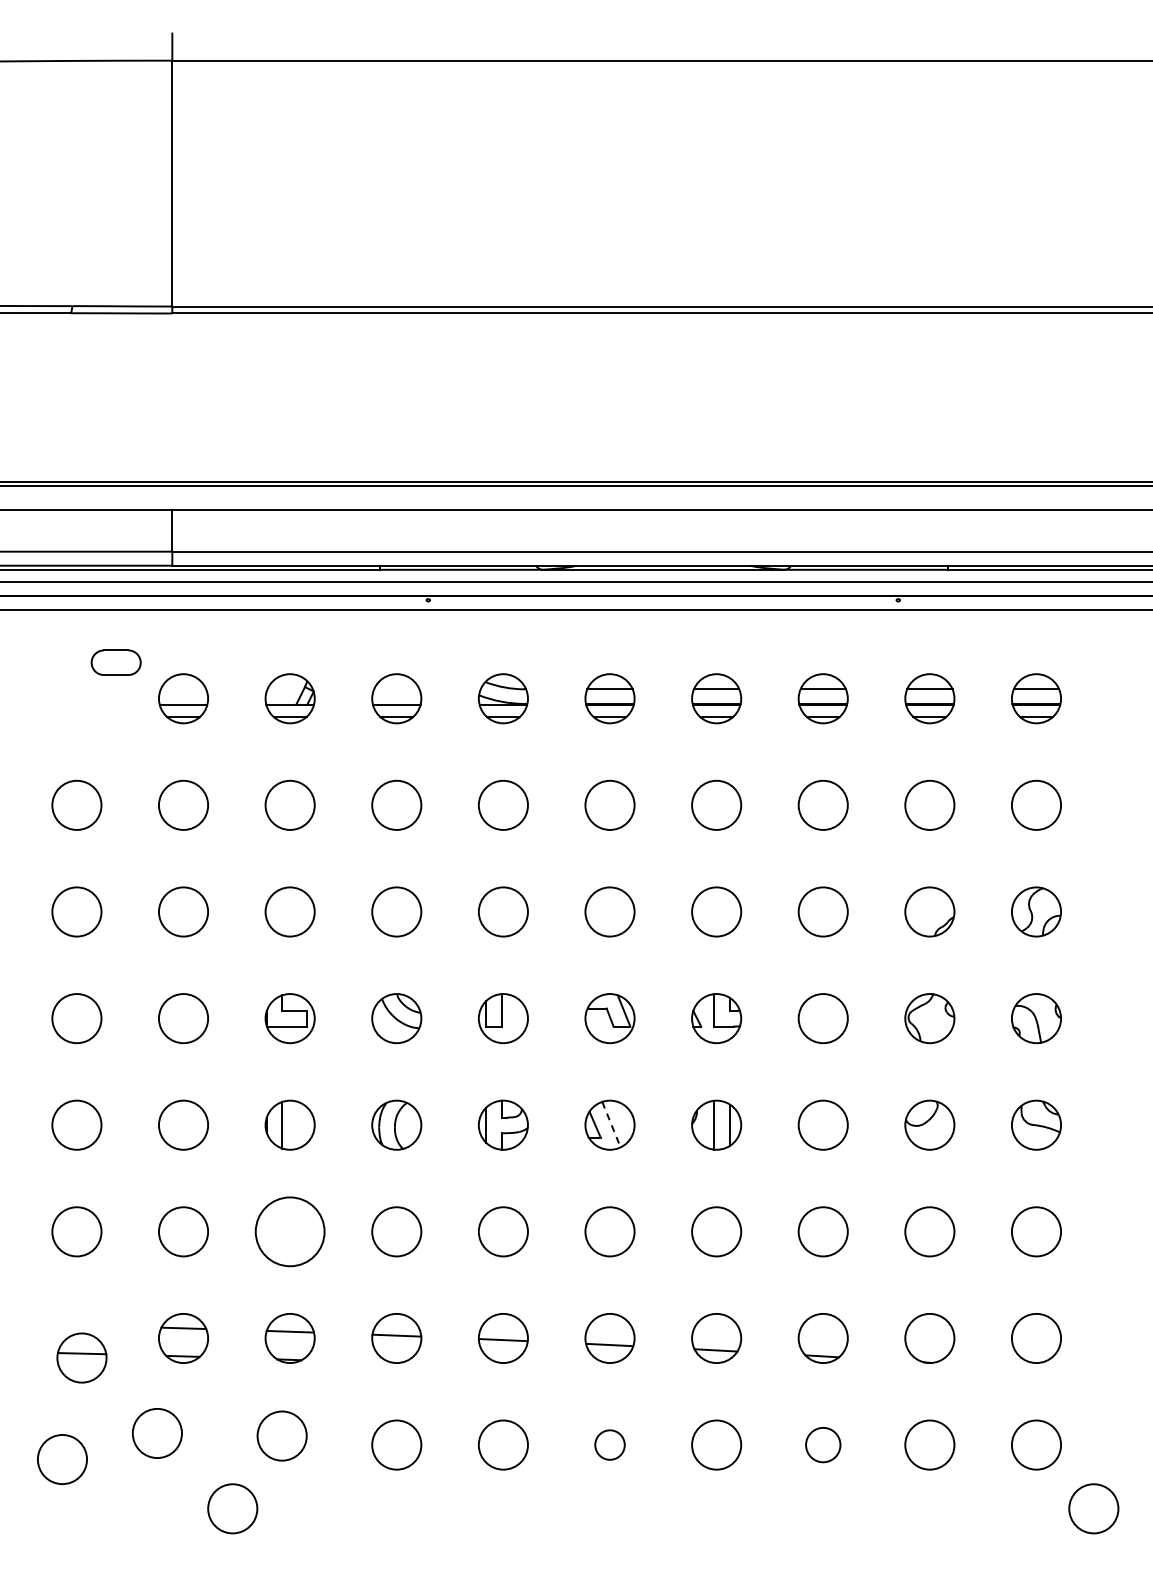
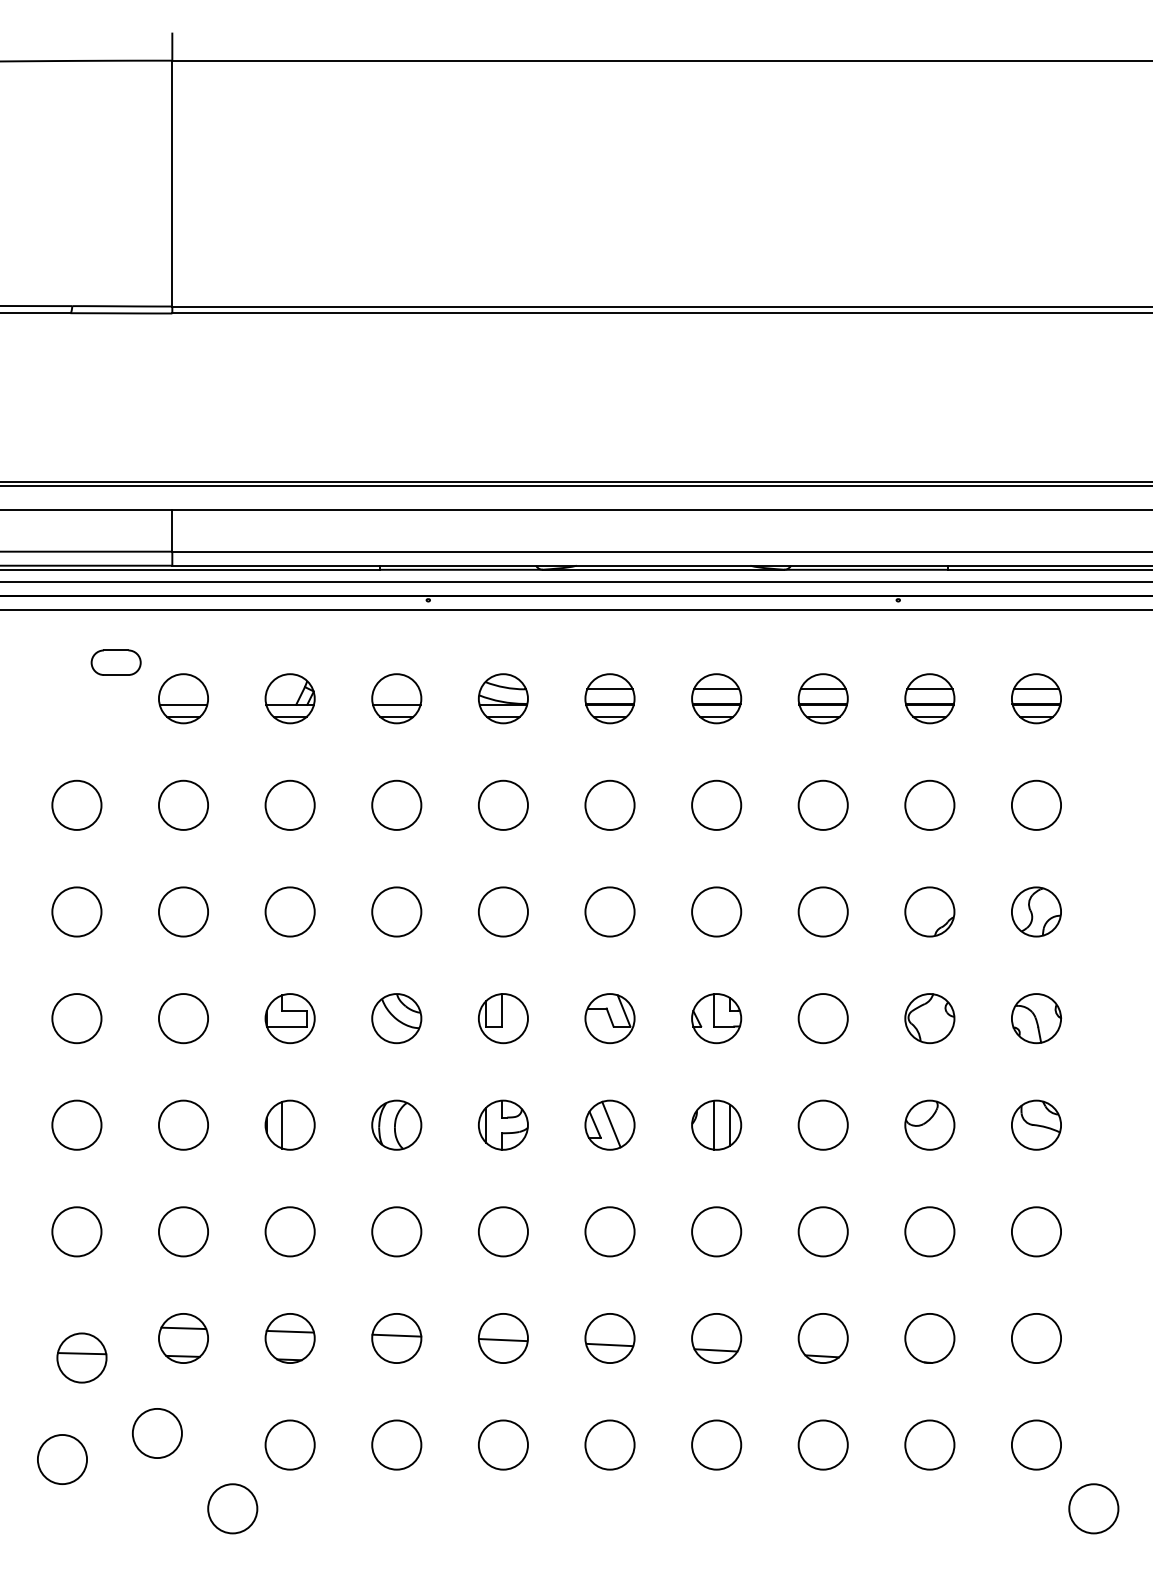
line: dashed -> solid (611, 1124)
circle diameter: 69 px -> 49 px (289, 1231)
circle position: (281, 1435) -> (289, 1444) (289, 1444)
circle diameter: 29 px -> 49 px (609, 1444)
circle diameter: 34 px -> 49 px (822, 1444)
